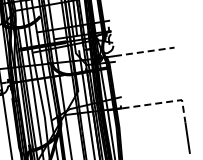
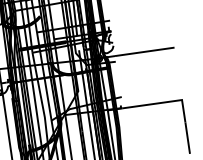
line: dashed -> solid (145, 51)
line: dashed -> solid (164, 102)
